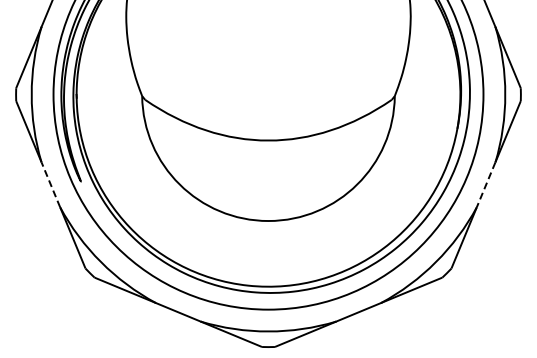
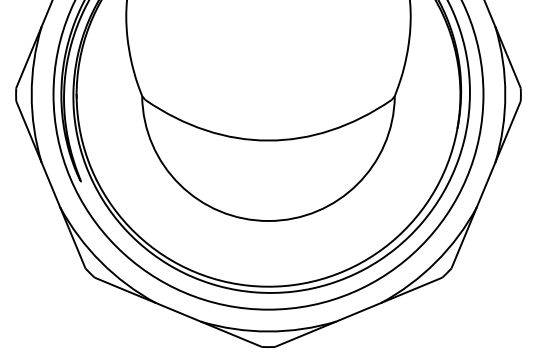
line: dashed -> solid (50, 184)
line: dashed -> solid (485, 185)
